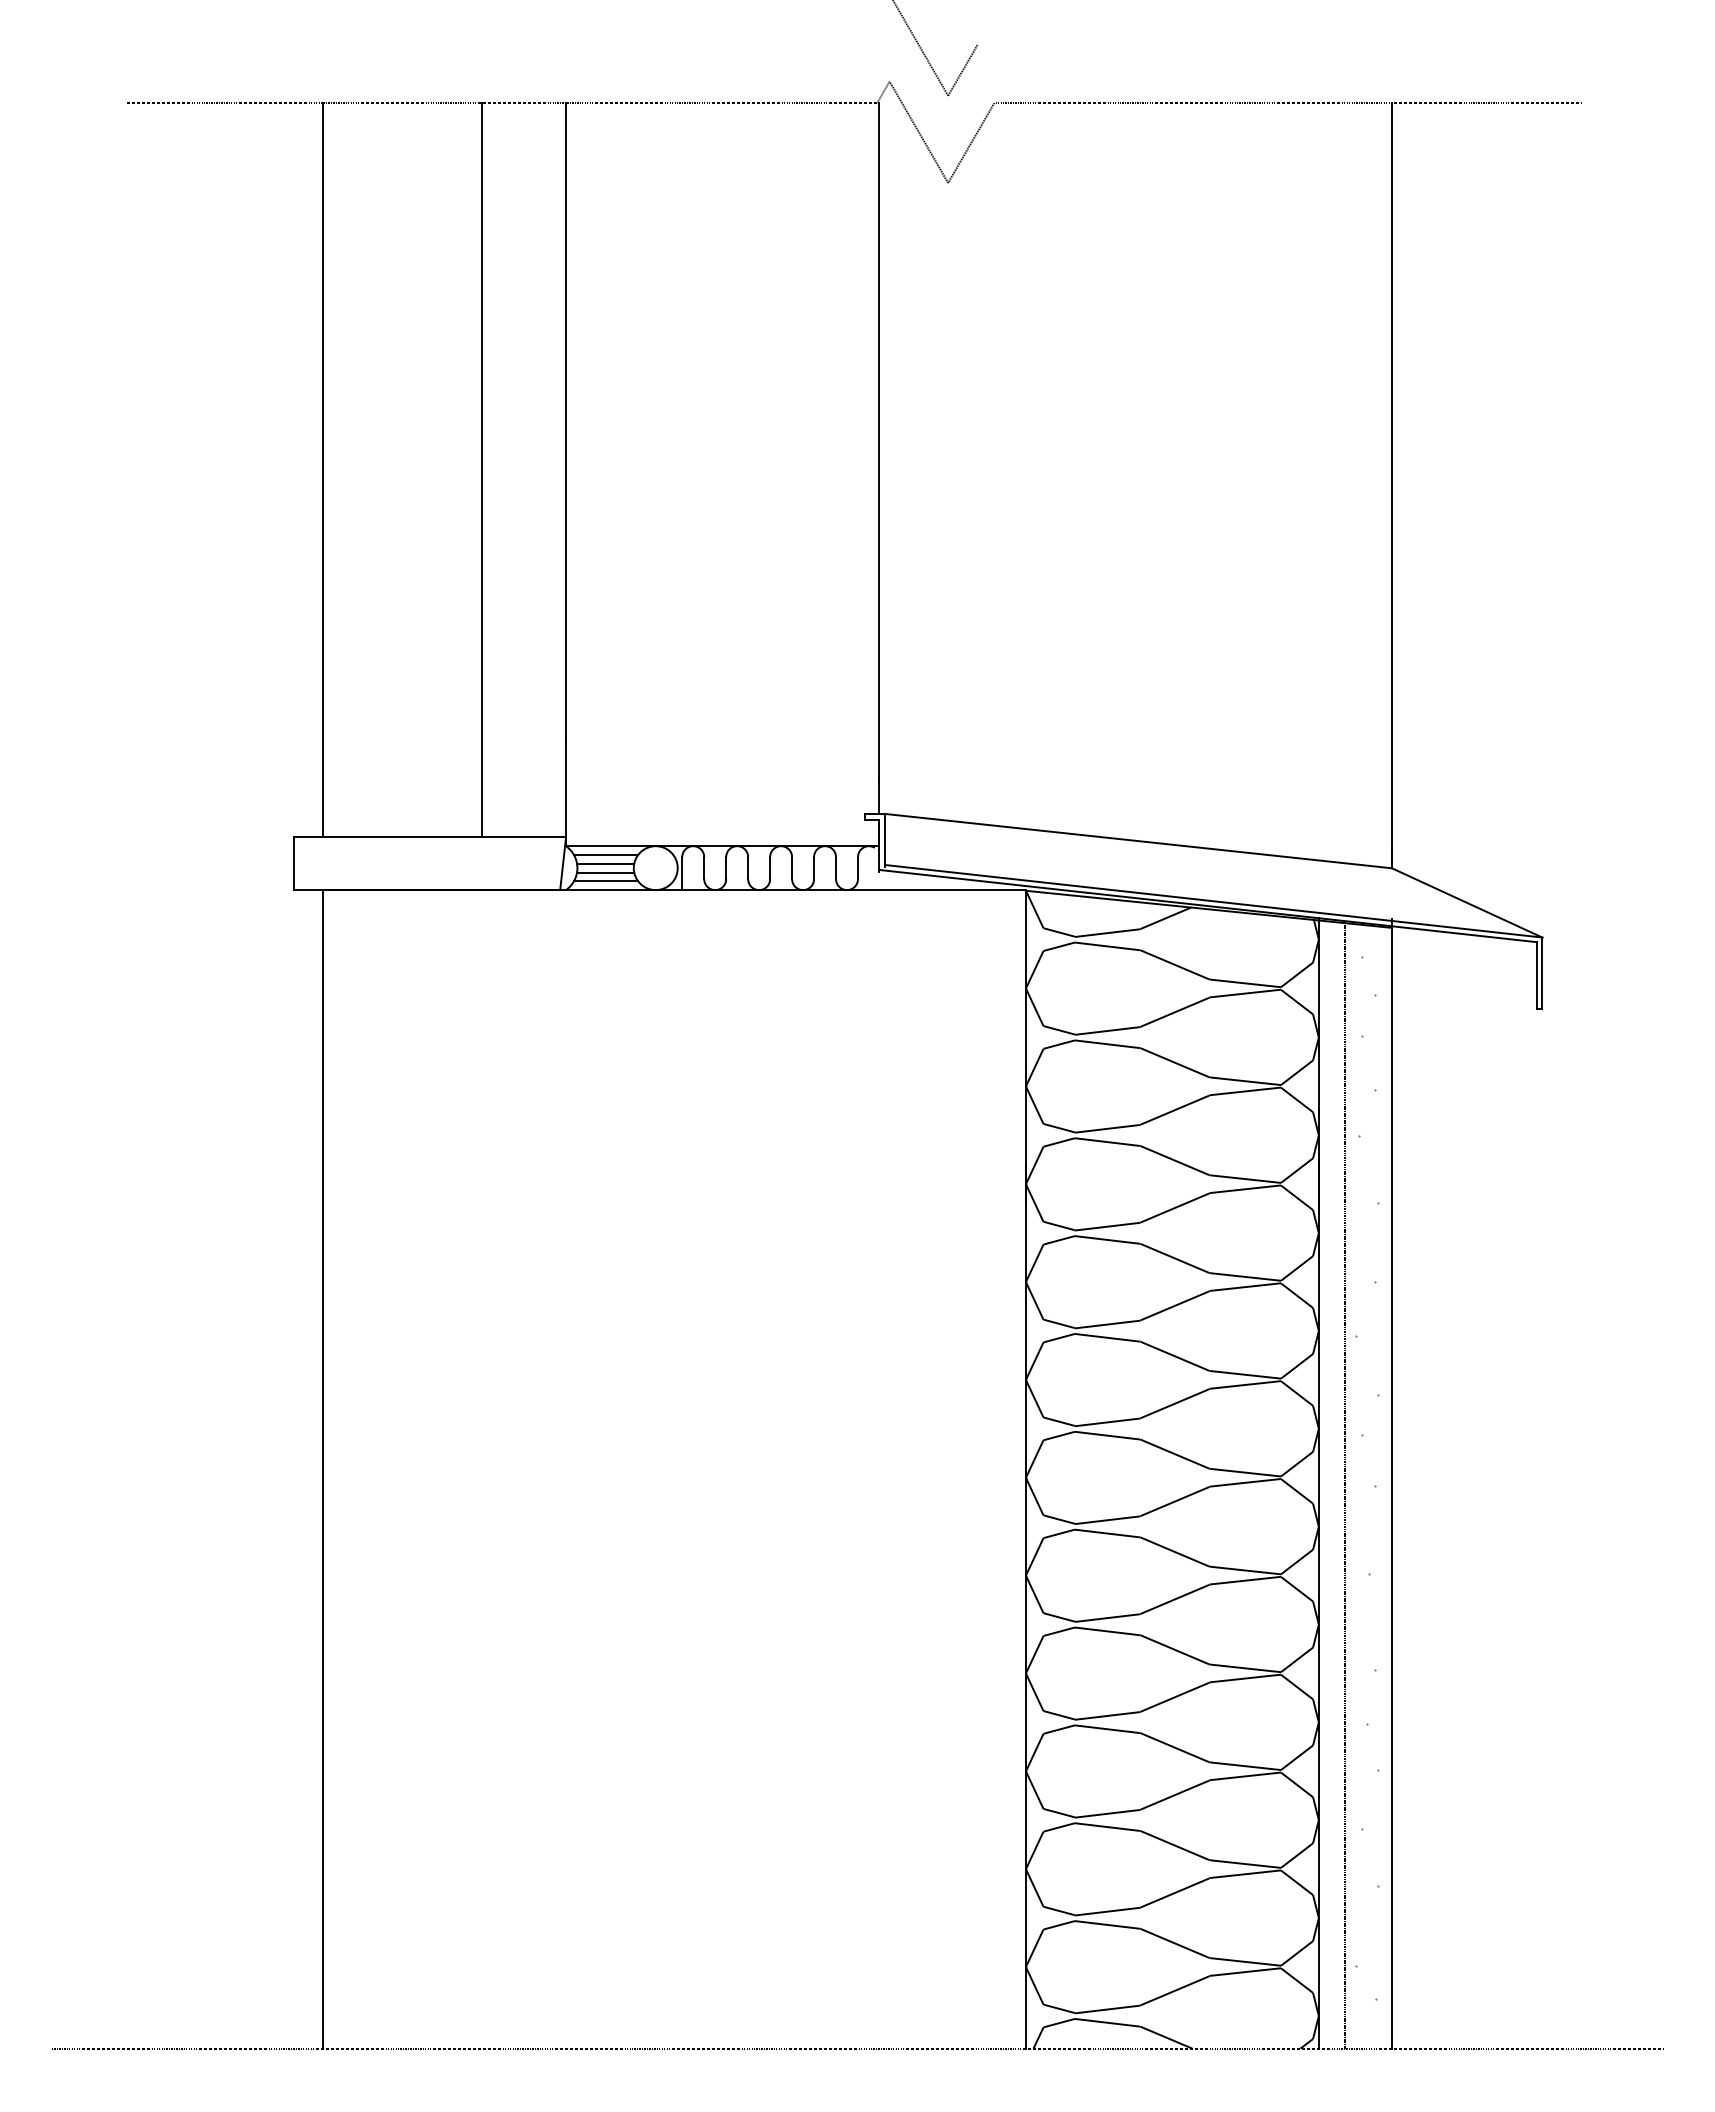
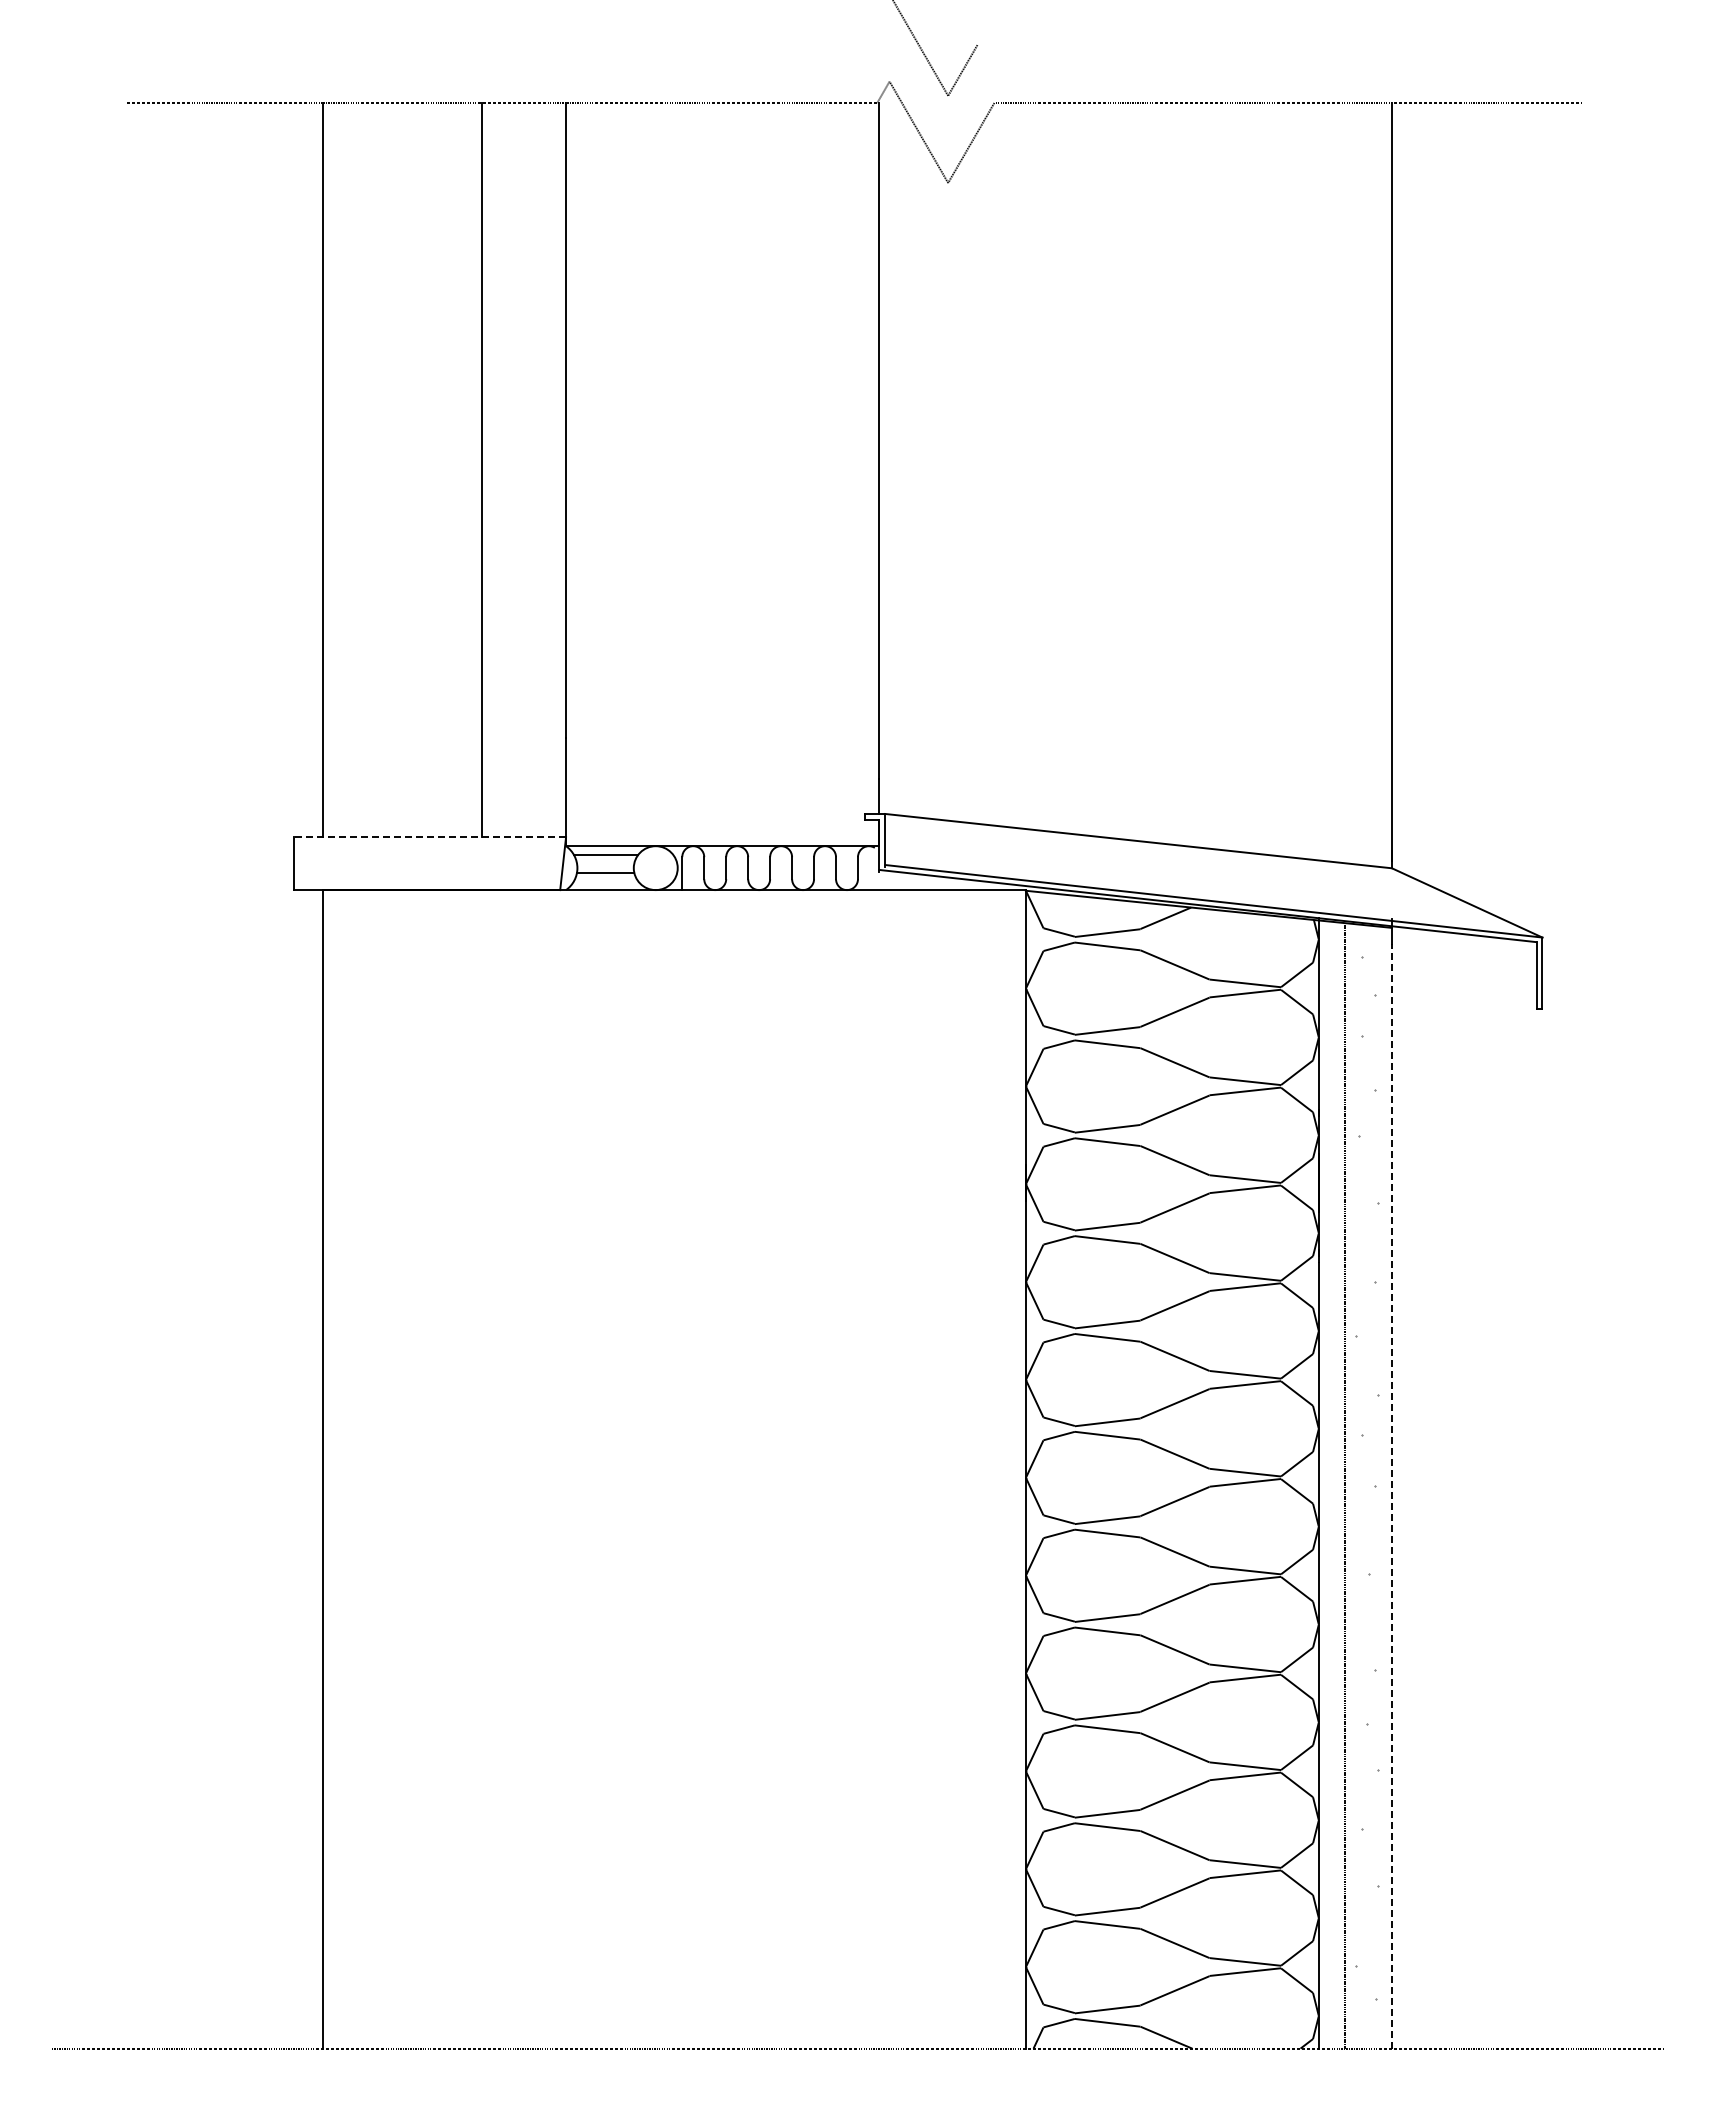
line: solid -> dashed (429, 837)
line: present -> none (605, 863)
line: present -> none (605, 881)
line: solid -> dashed (1391, 1495)
